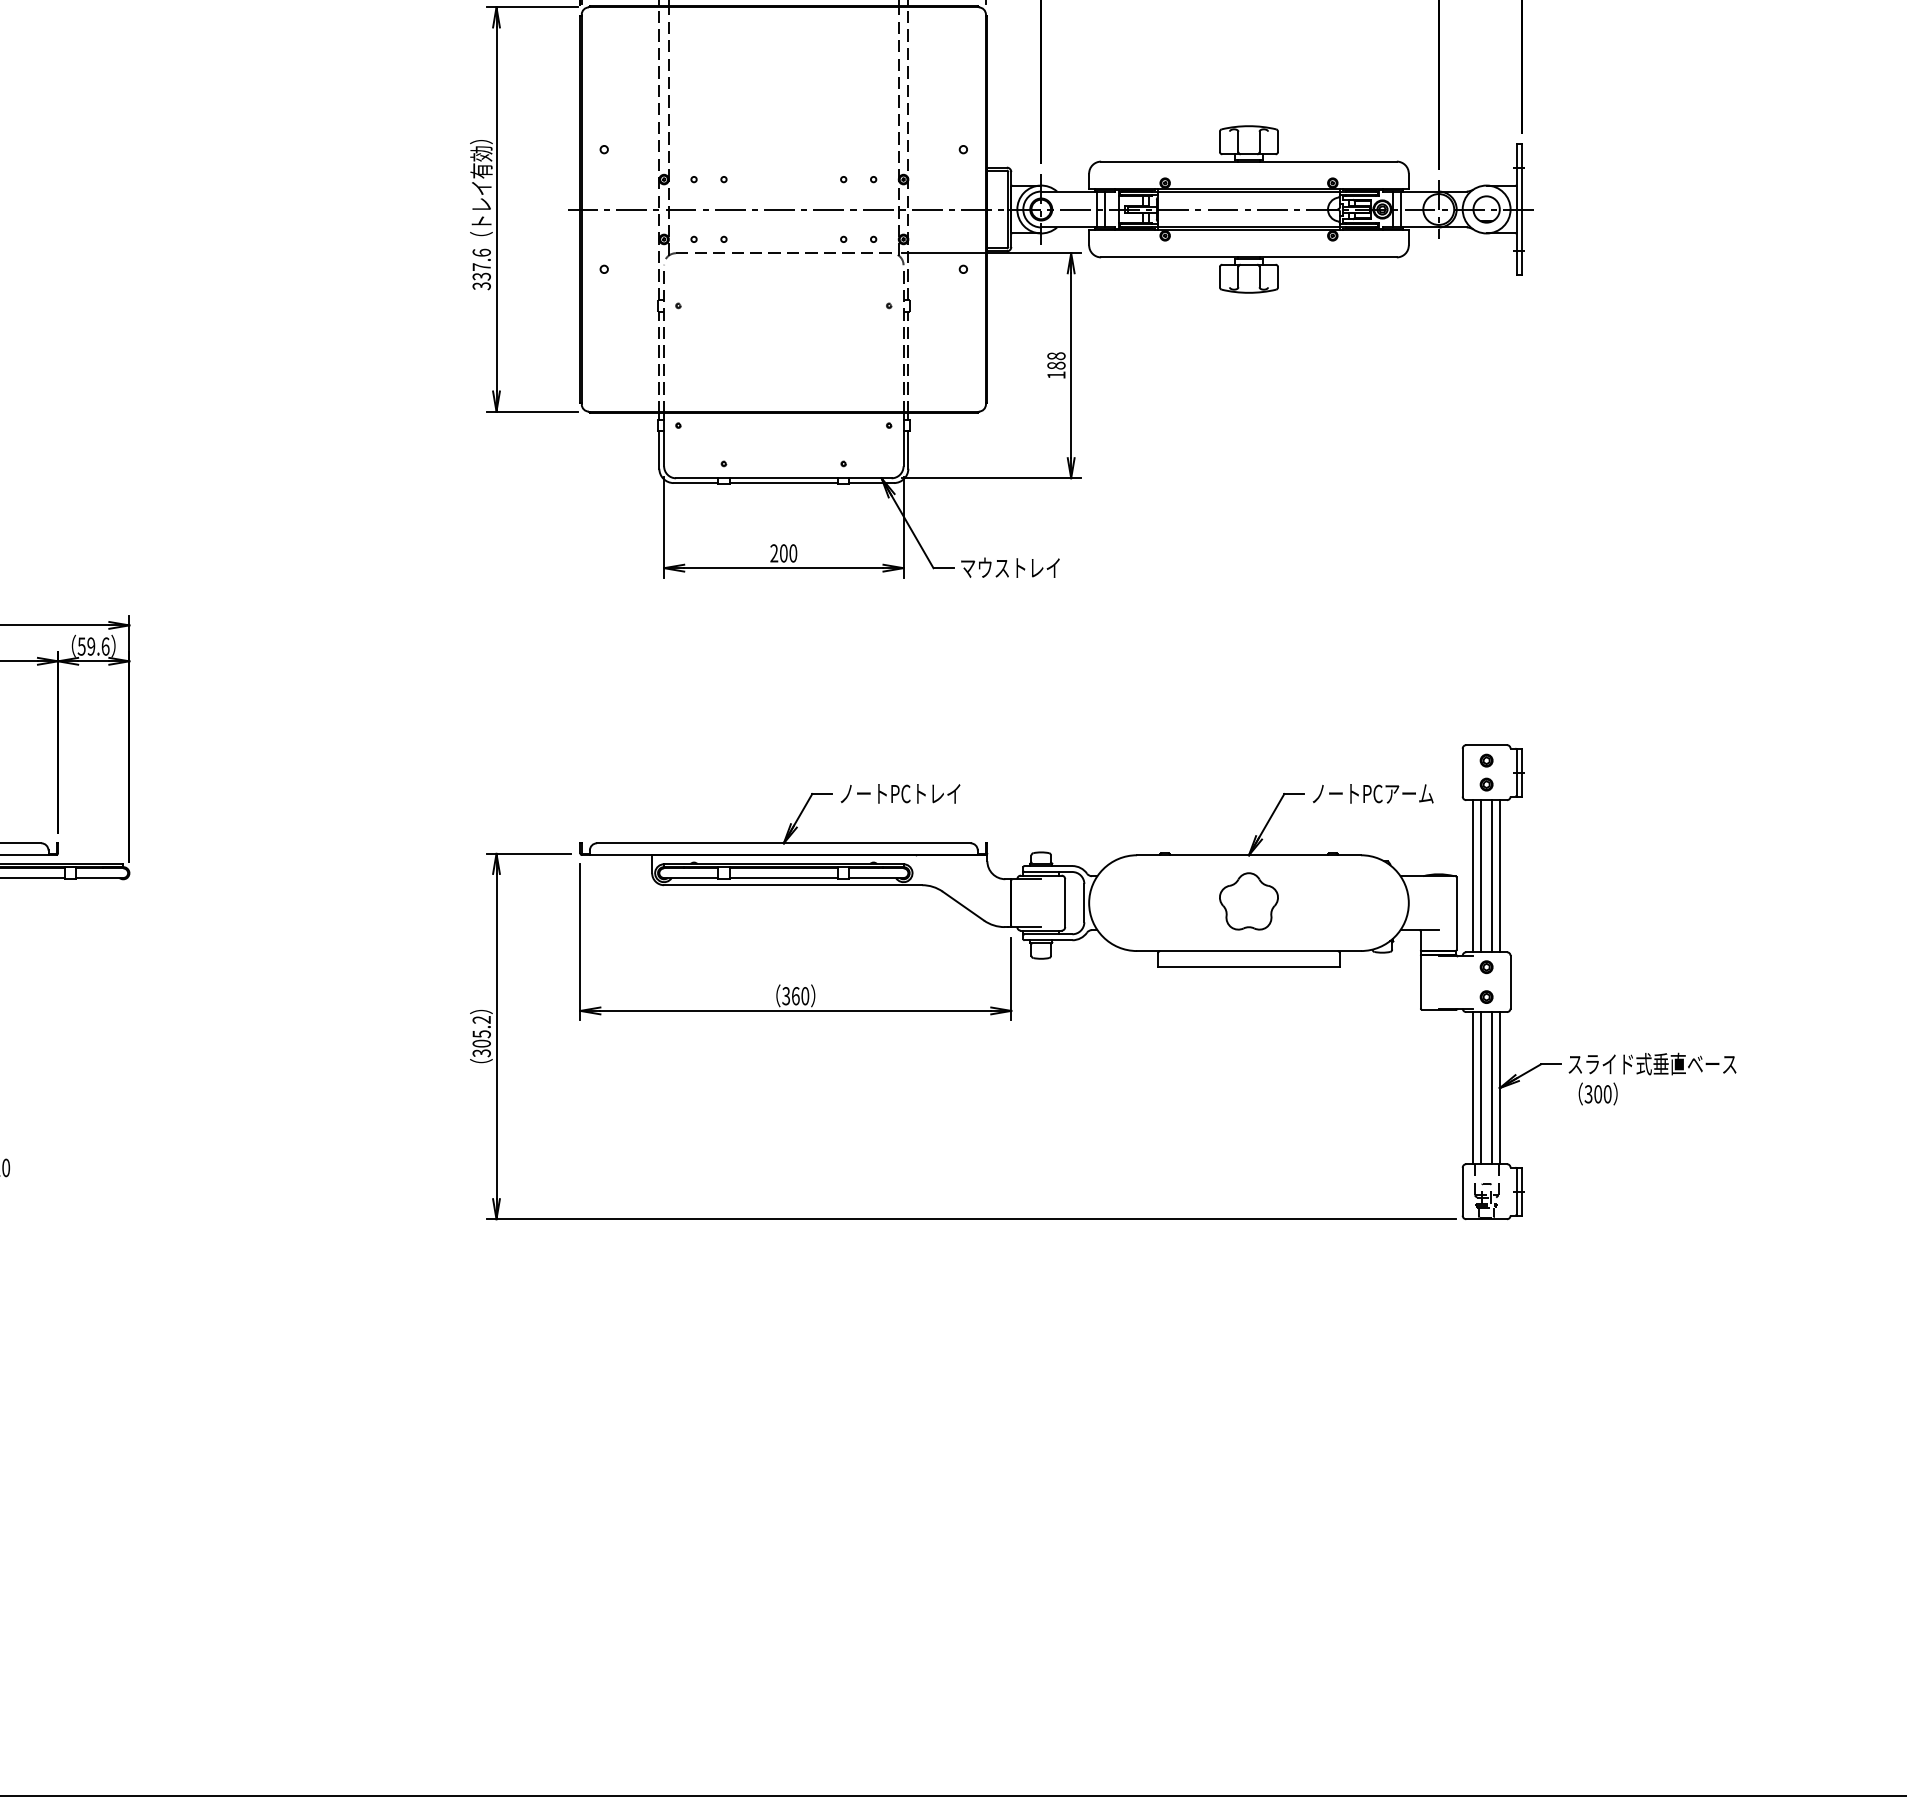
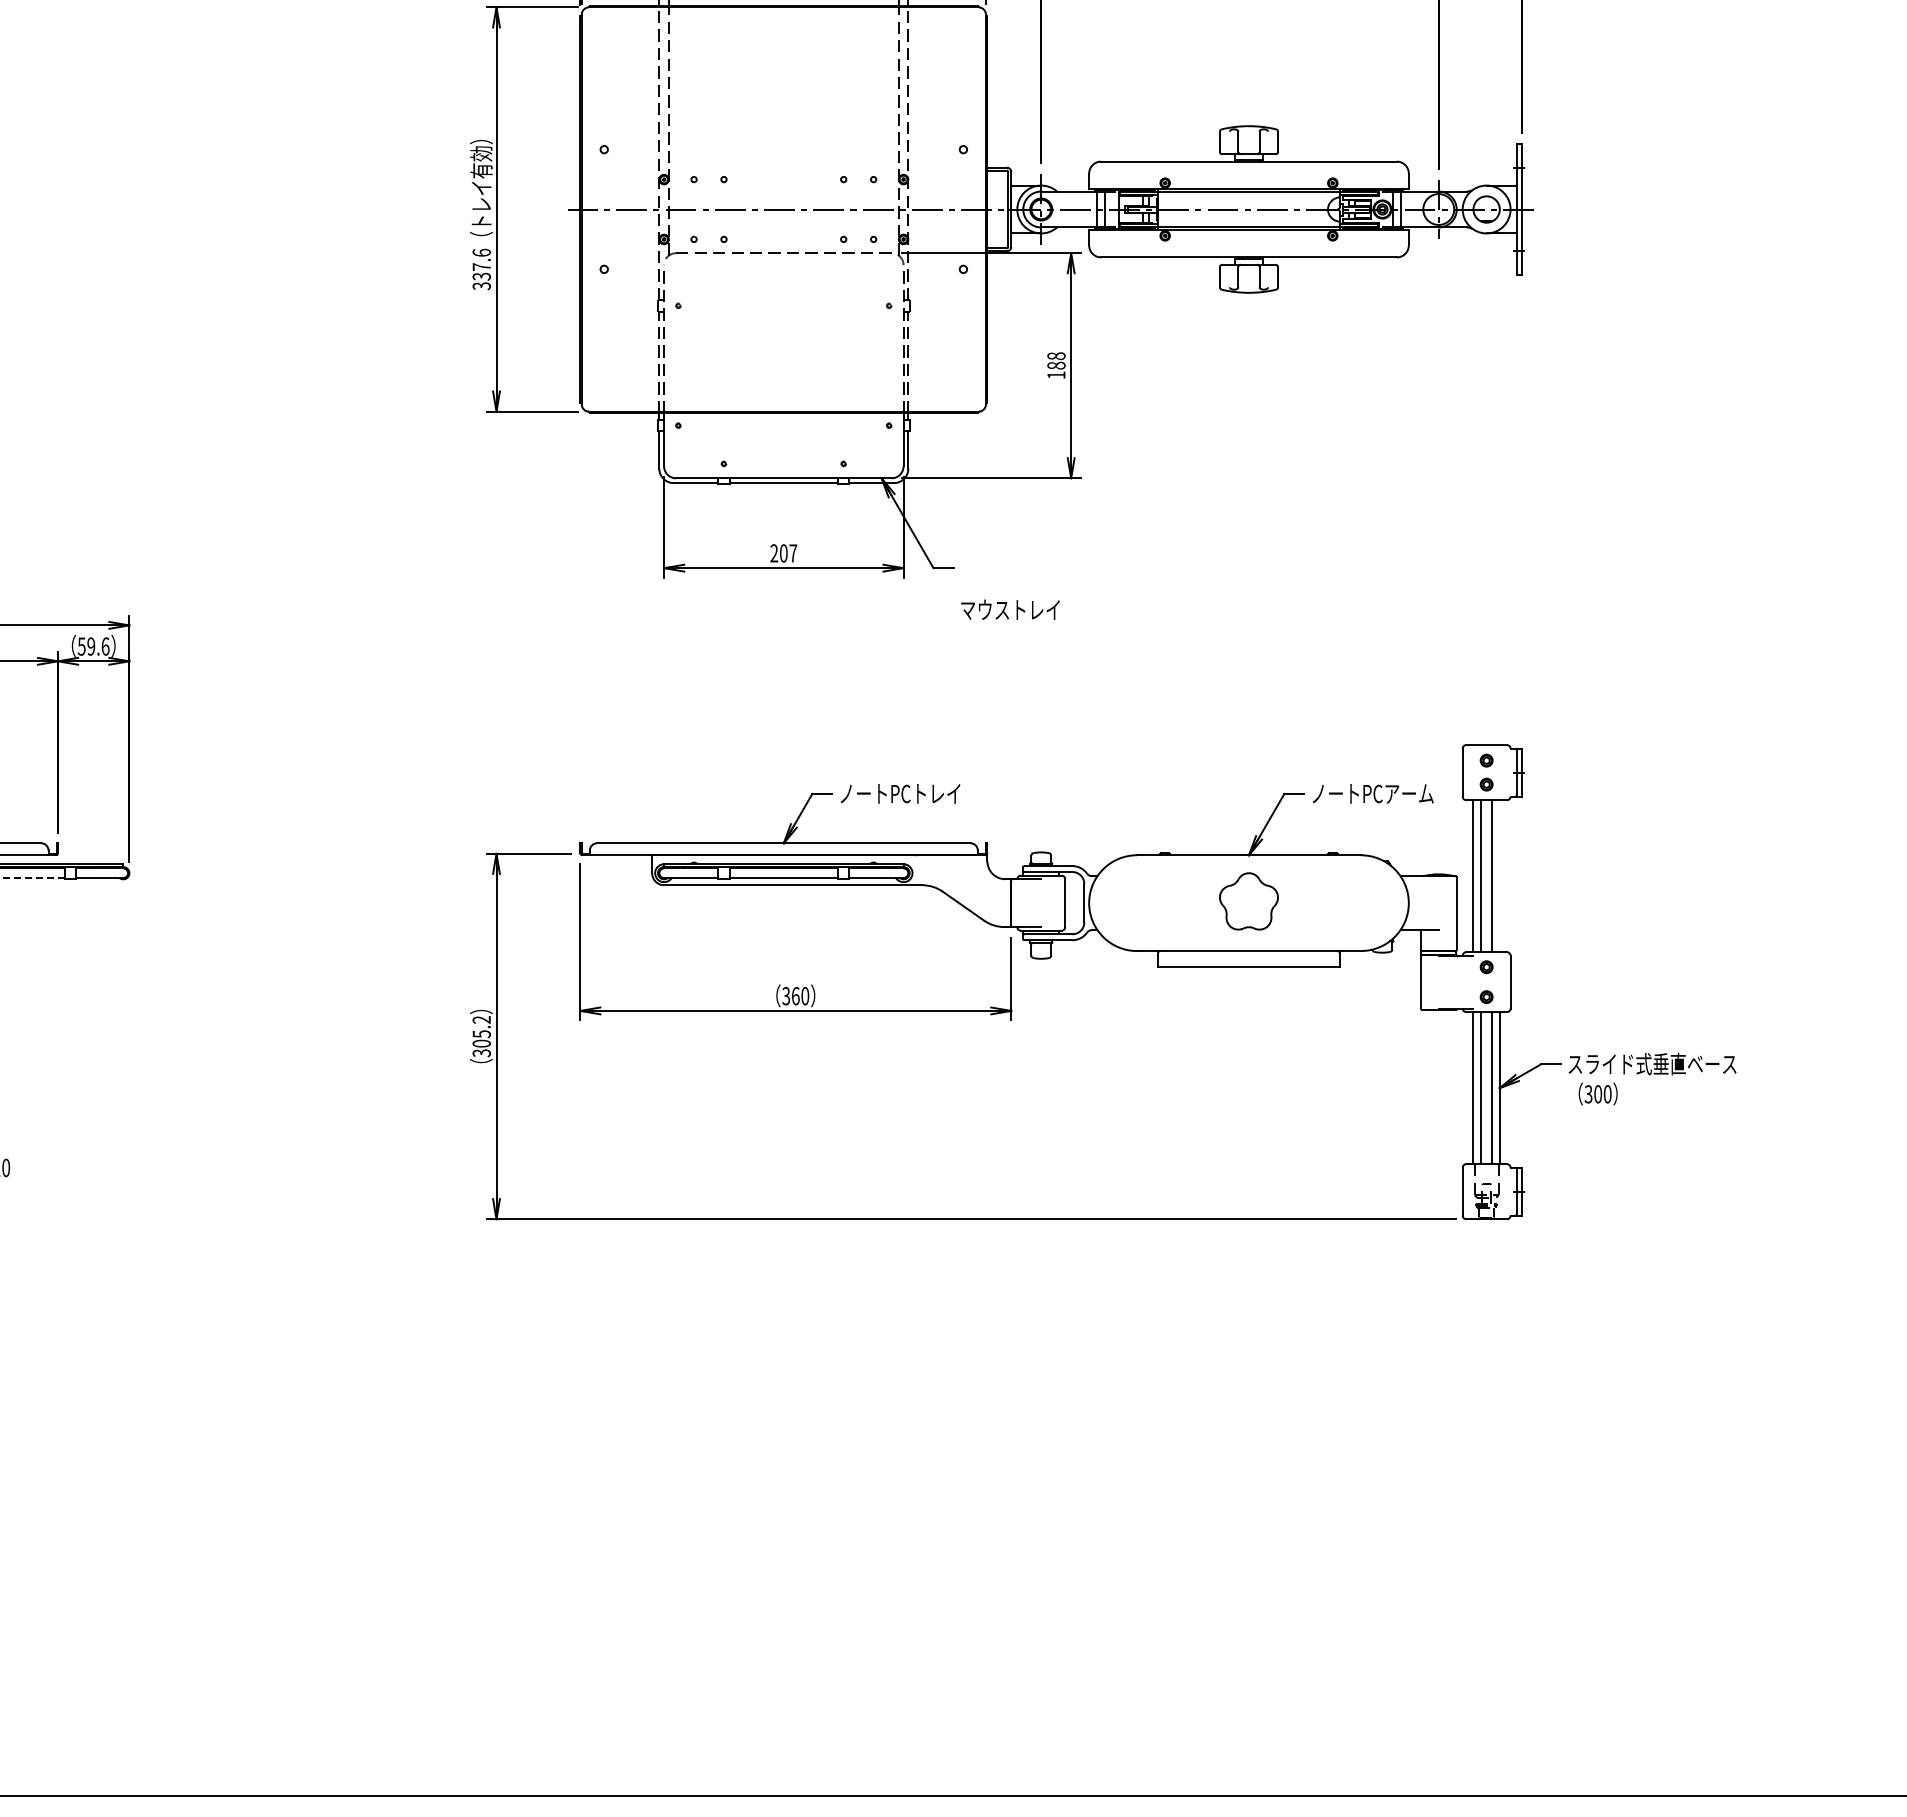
text: 200 -> 207 (793, 553)
text position: (1010, 567) -> (1010, 609) (1010, 609)
line: present -> none (1499, 876)
line: solid -> dashed (32, 878)
